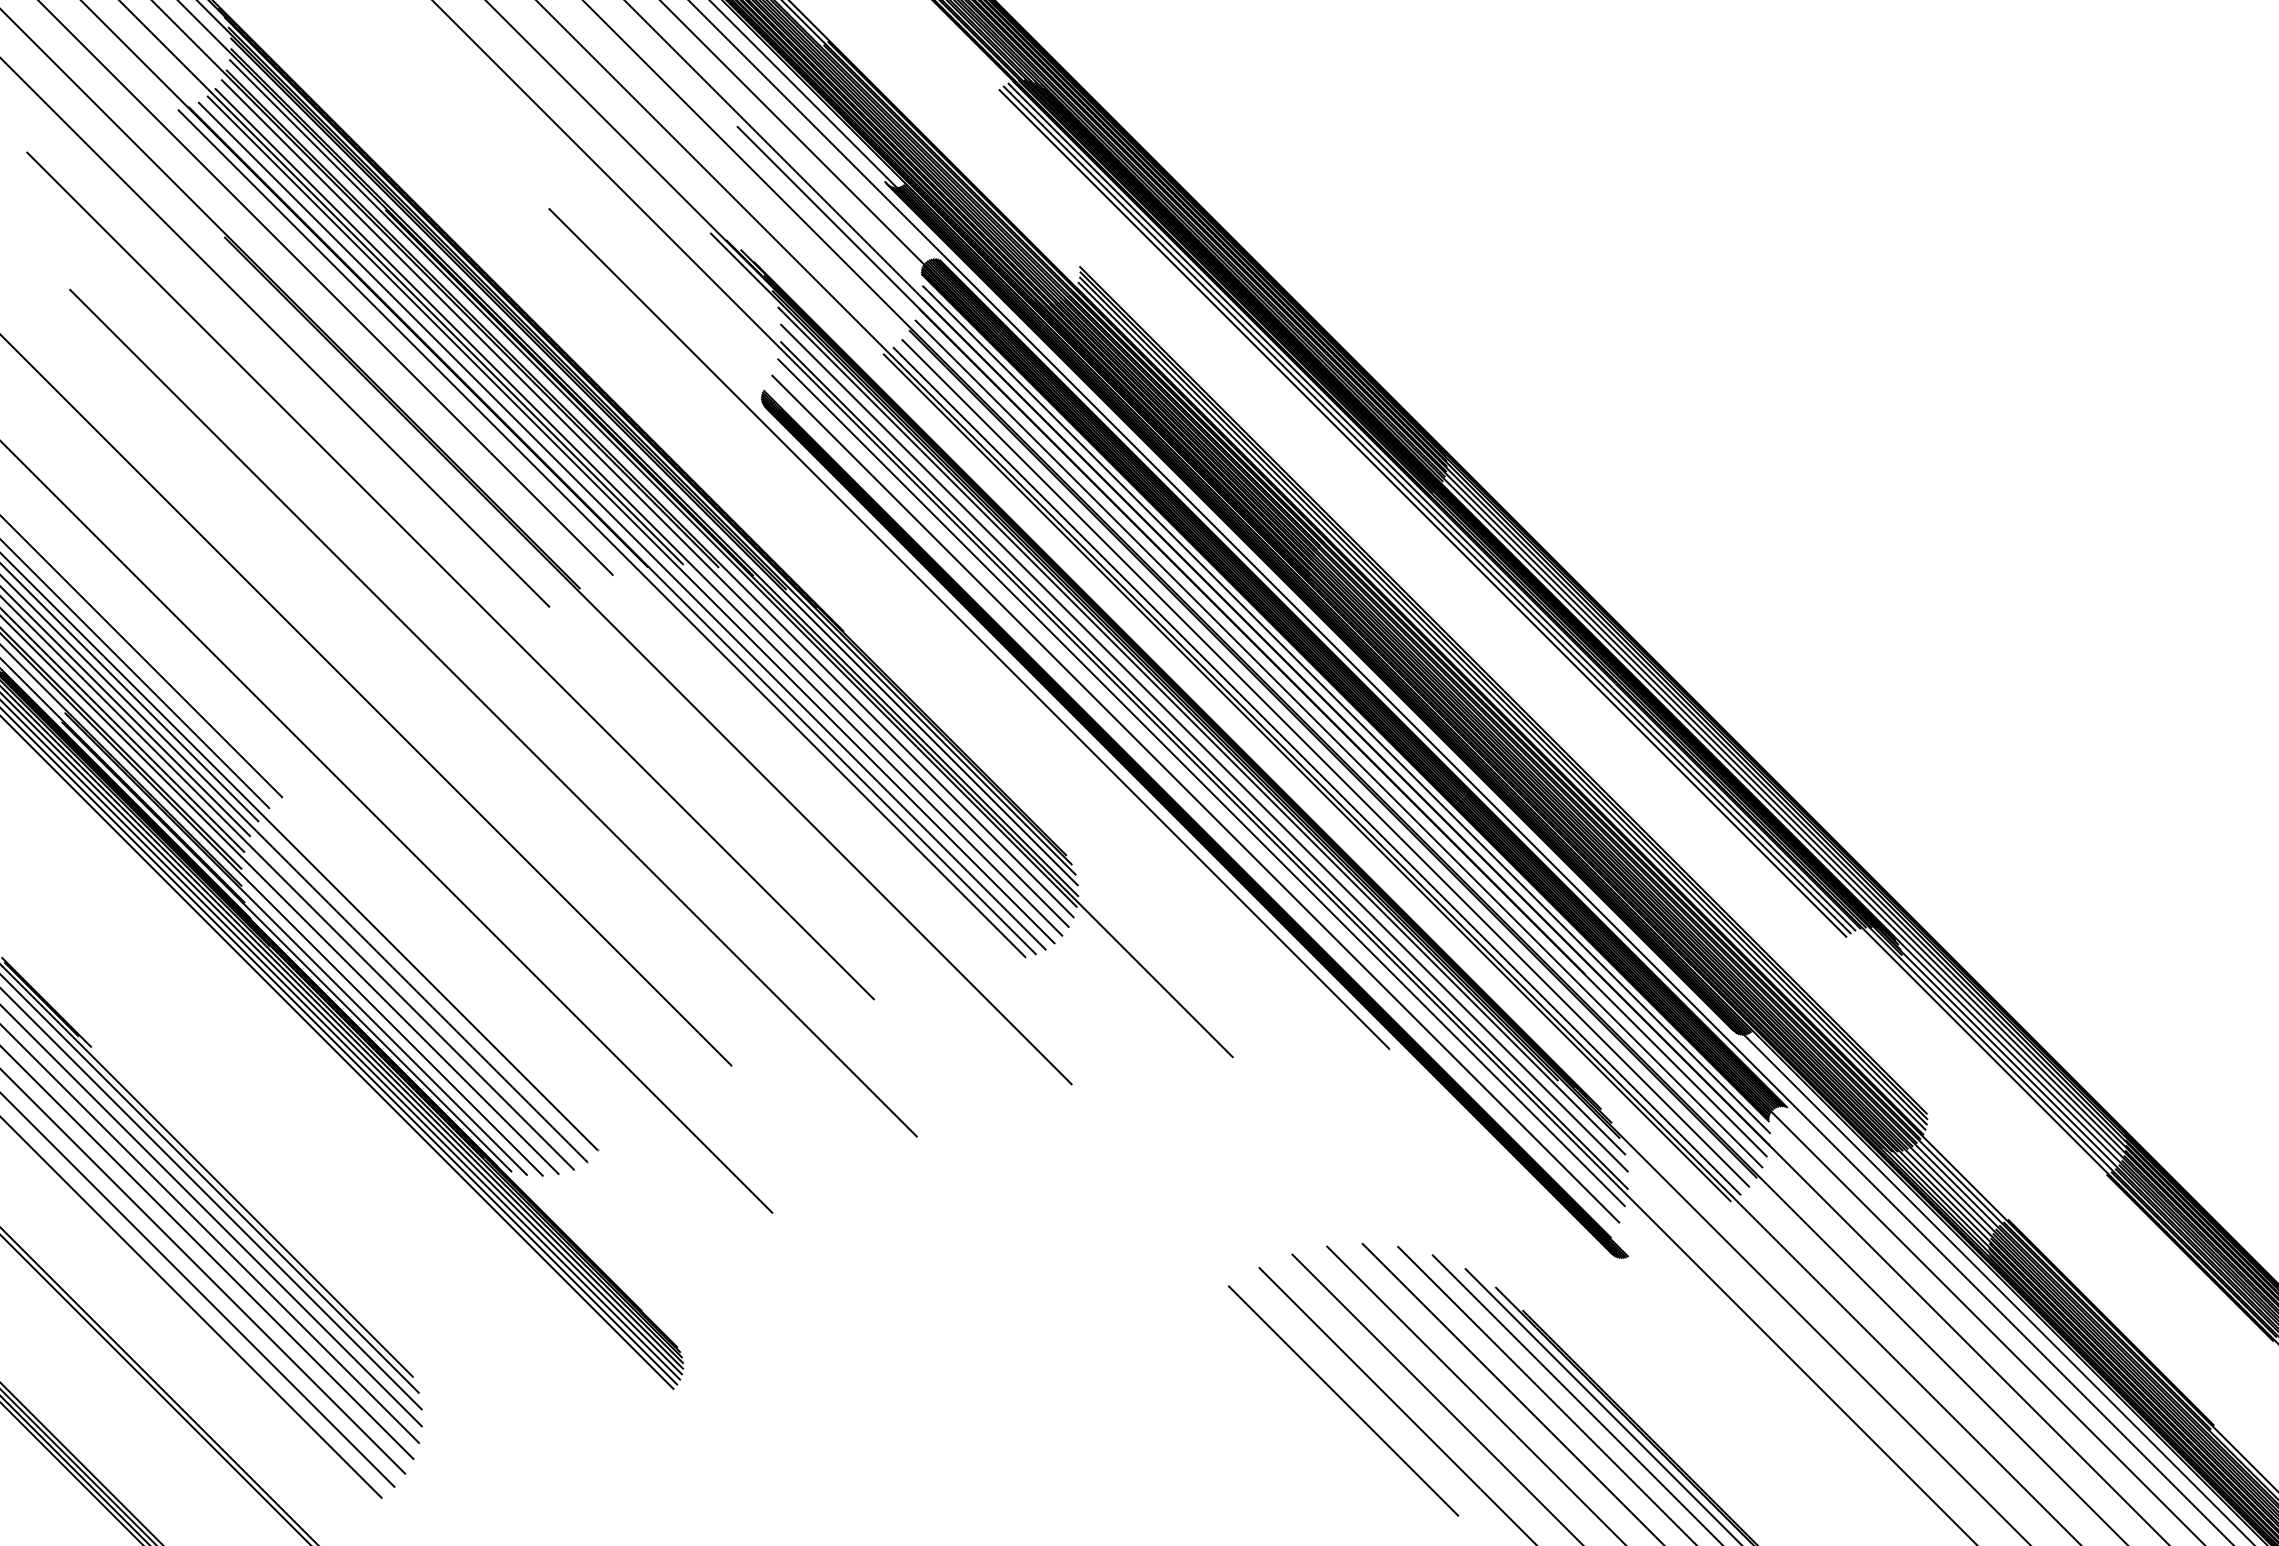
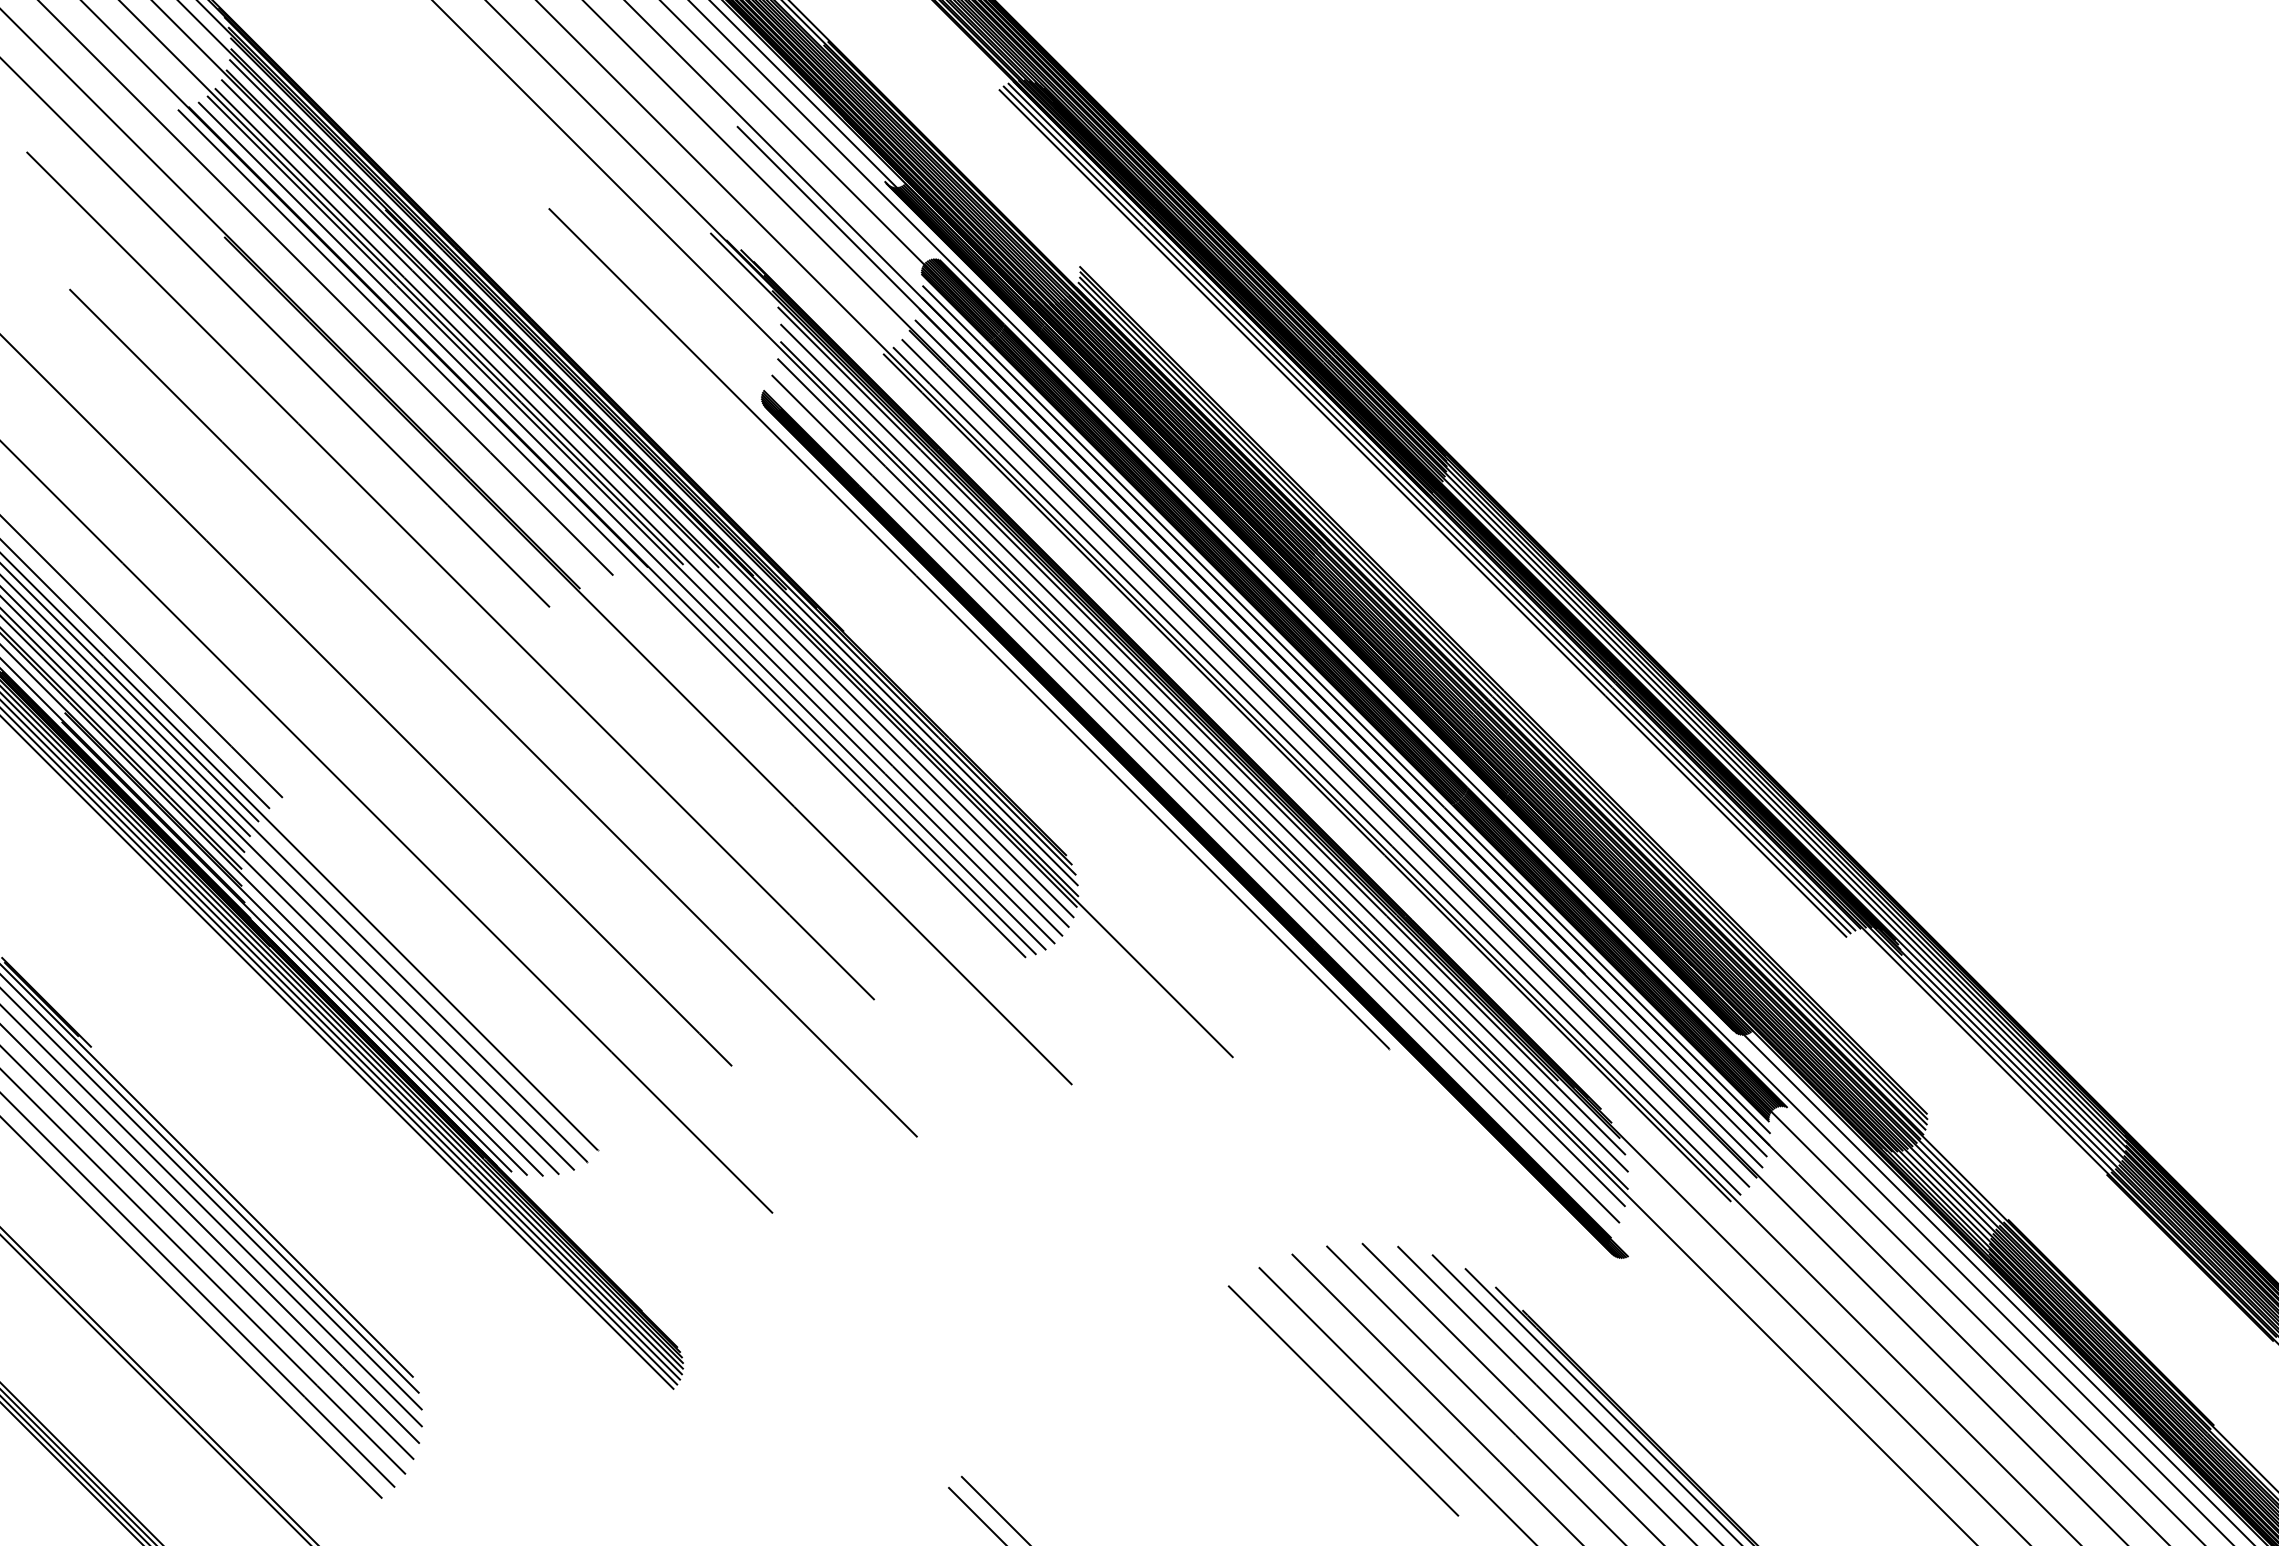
line: none -> present (994, 1509)
line: none -> present (975, 1514)
